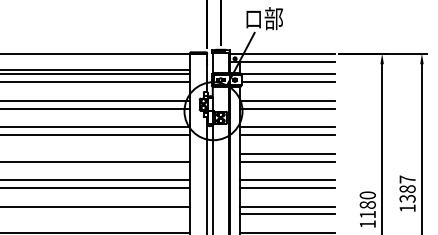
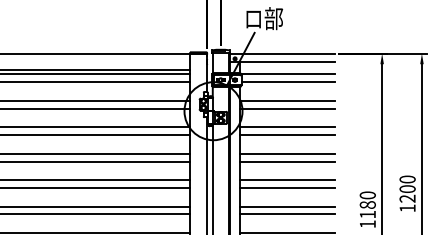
line: none -> present (95, 153)
text: 1387 -> 1200 (407, 188)
line: none -> present (95, 214)
